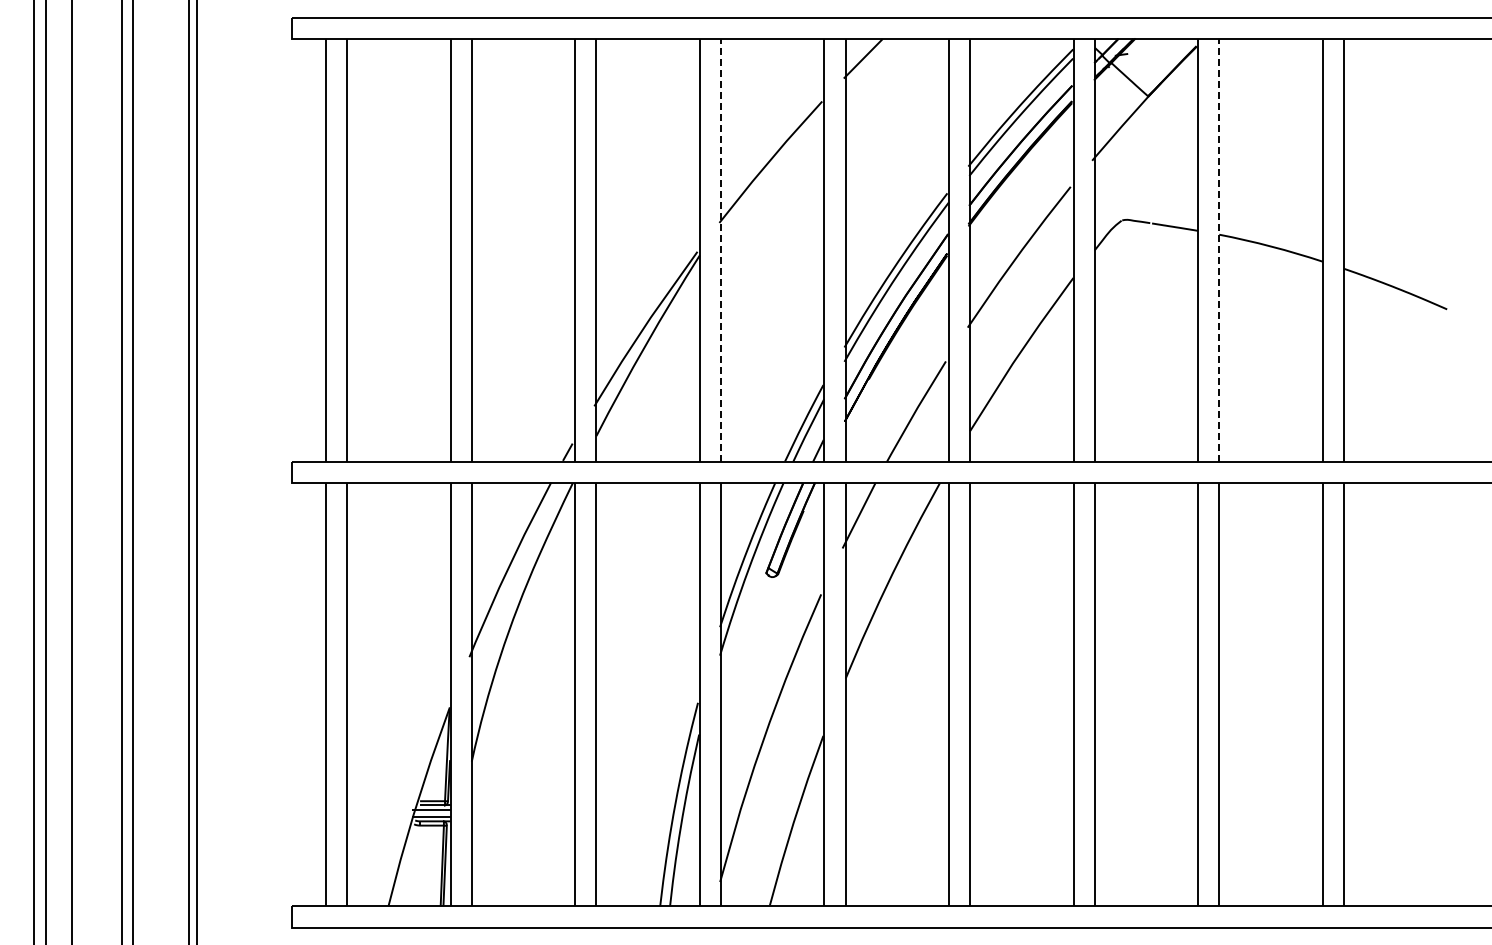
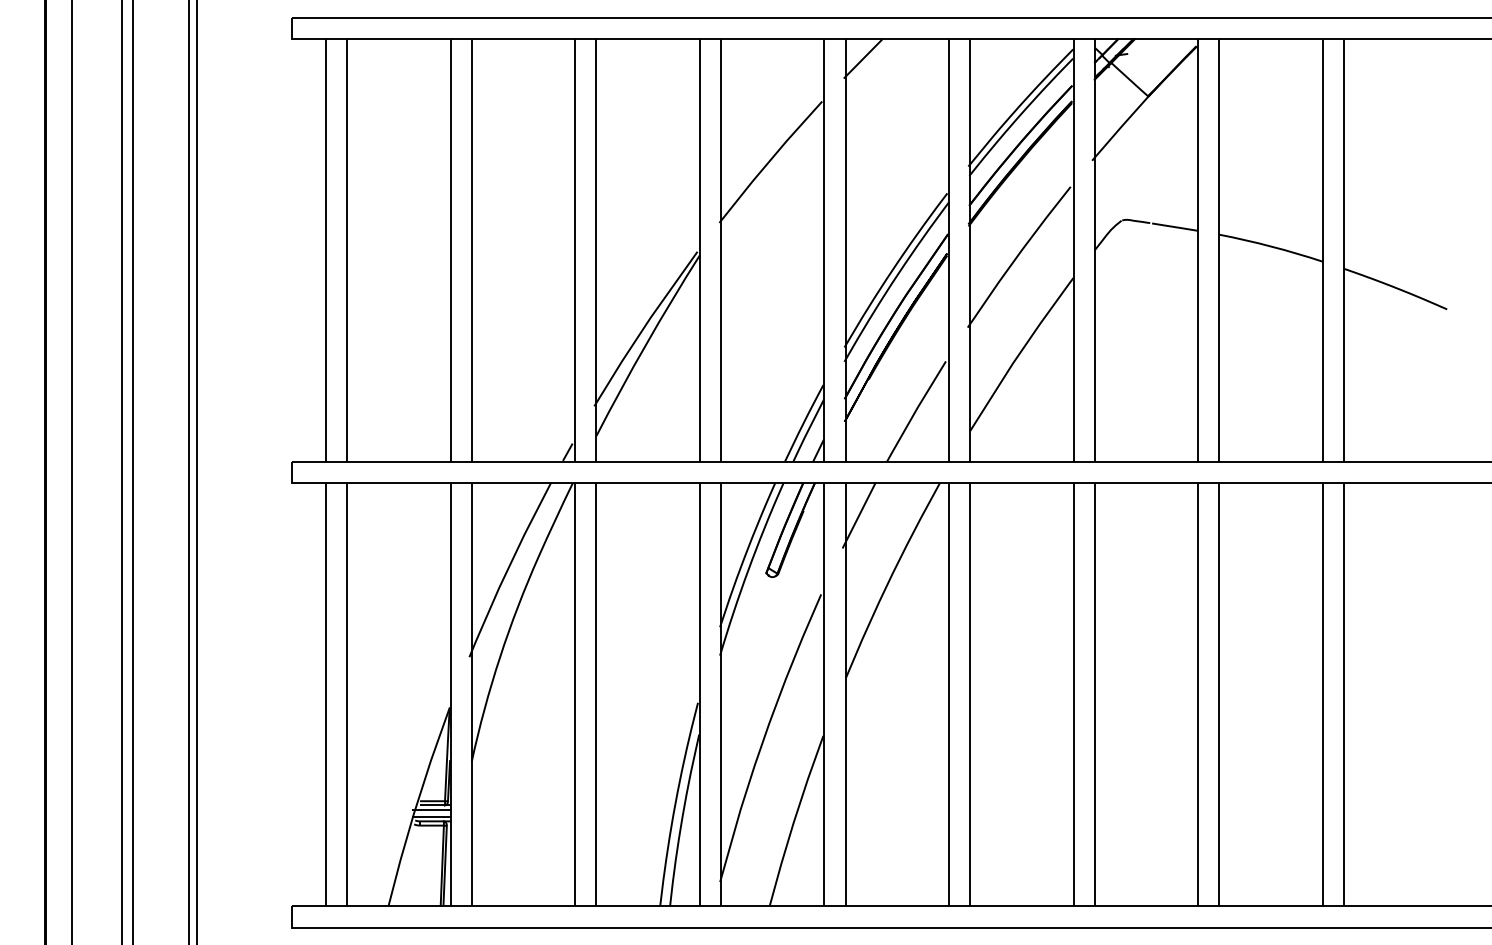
line: dashed -> solid (720, 250)
line: dashed -> solid (1219, 250)
line position: (33, 471) -> (44, 471) (44, 471)
